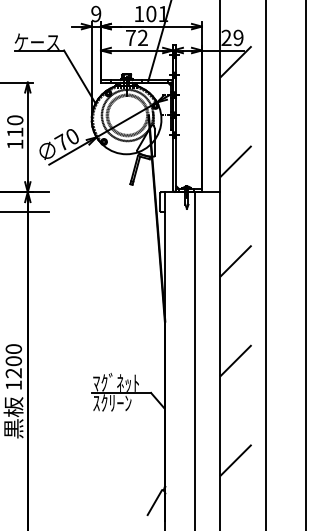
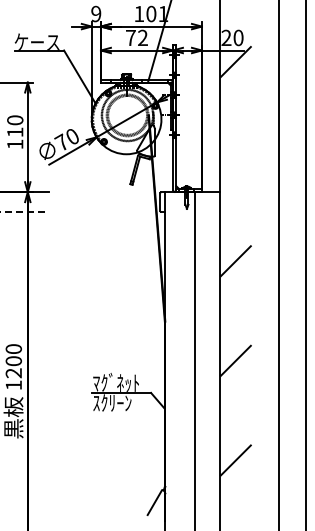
text: 29 -> 20 (238, 37)
line: present -> none (235, 161)
line: solid -> dashed (24, 212)
line position: (265, 264) -> (278, 264) (278, 264)
